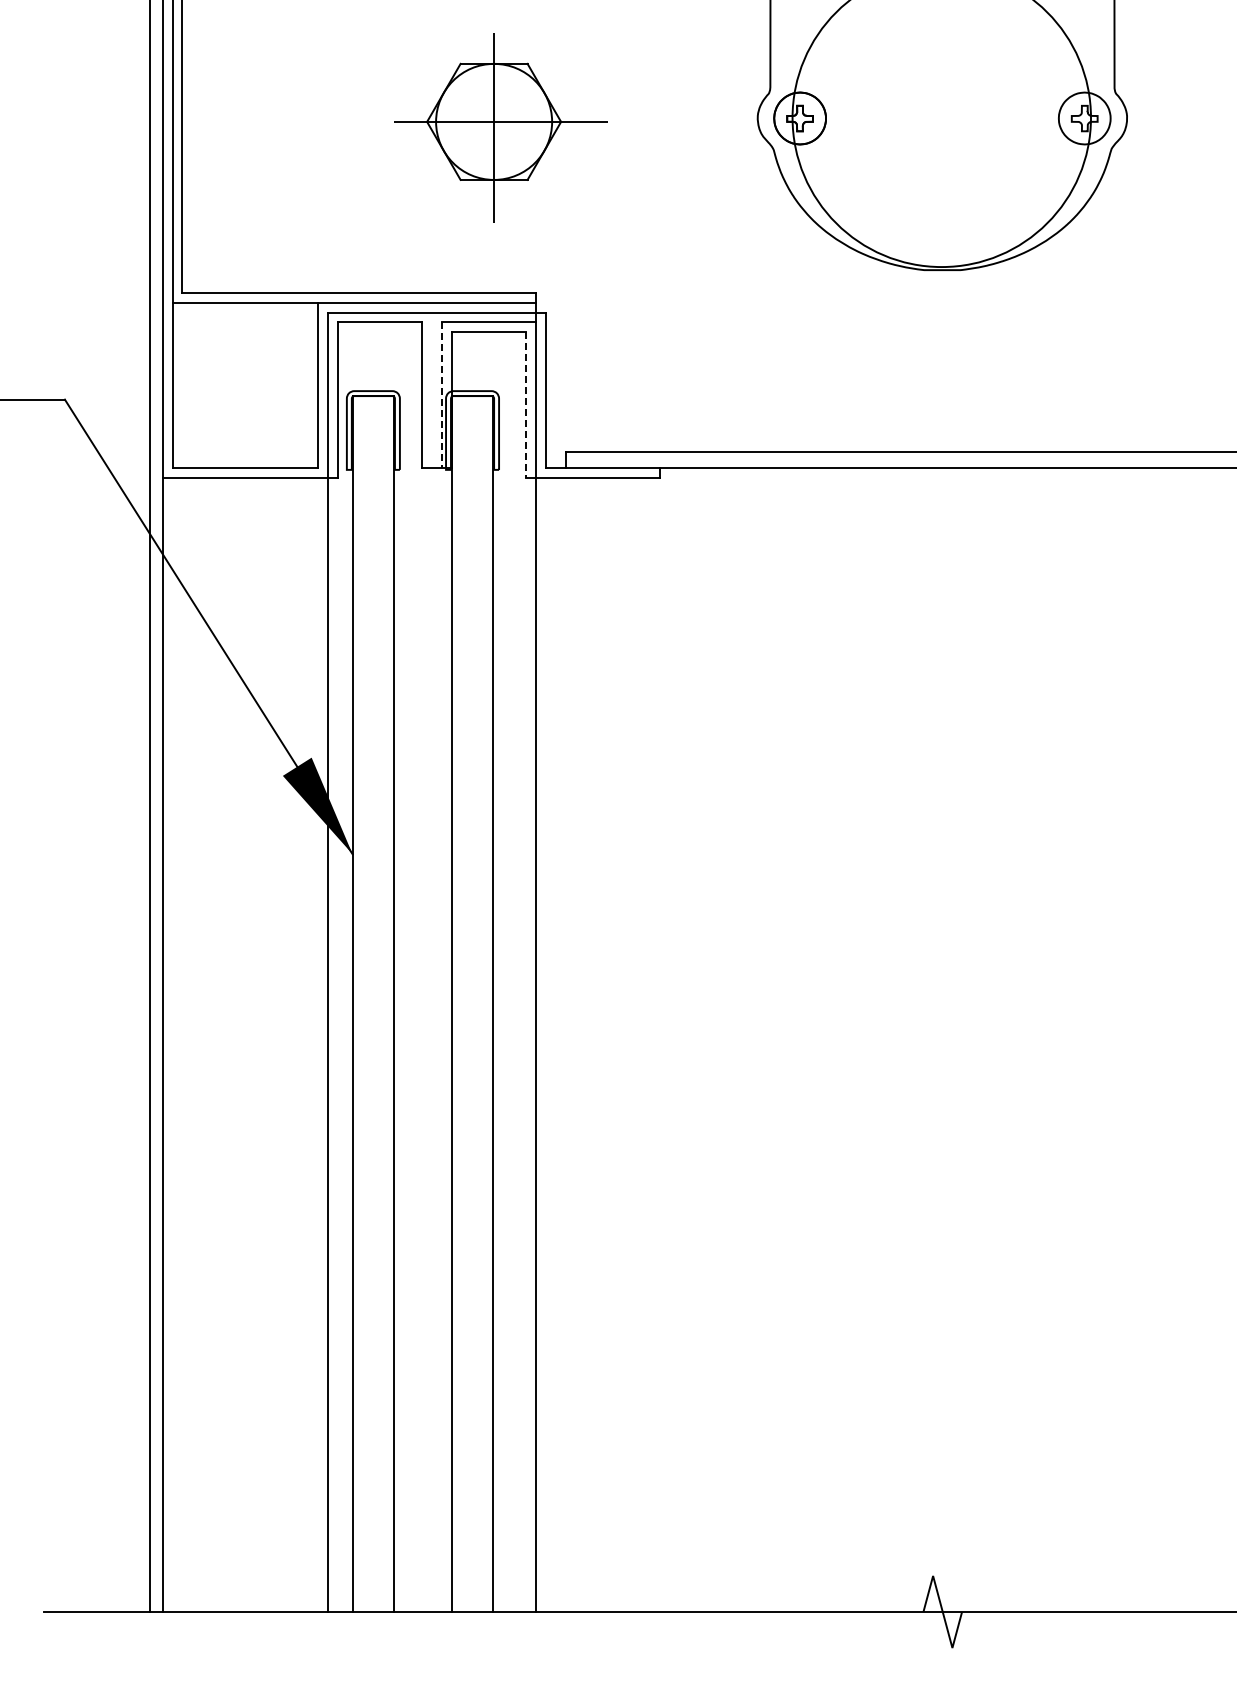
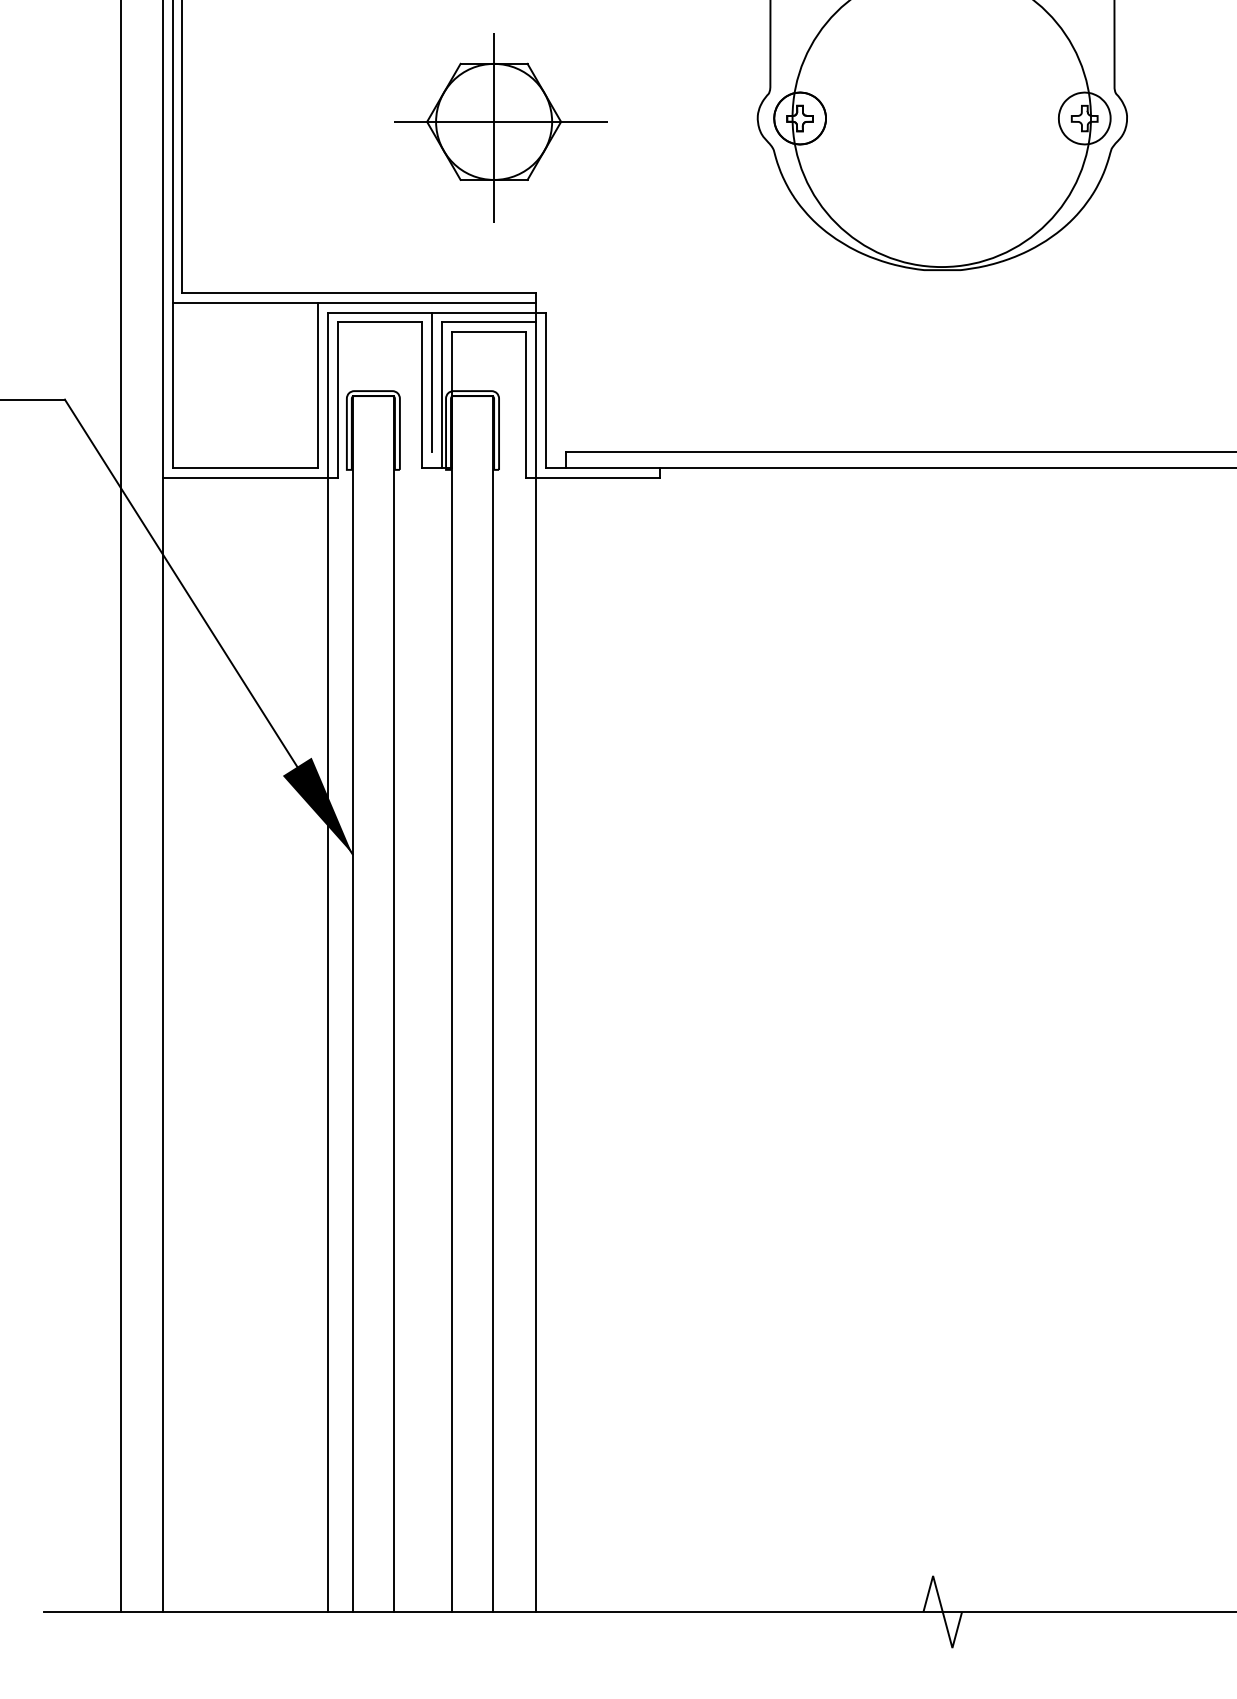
line: none -> present (431, 381)
line: dashed -> solid (441, 395)
line: dashed -> solid (525, 405)
line position: (150, 806) -> (121, 806) (121, 806)
